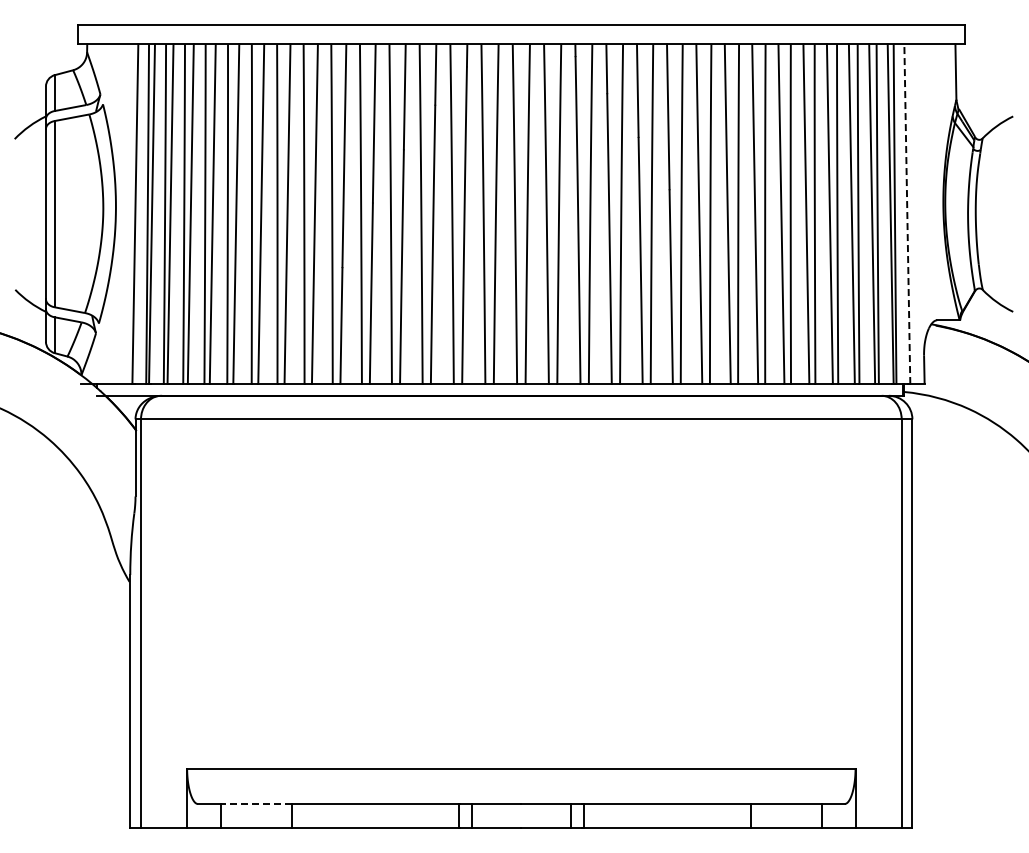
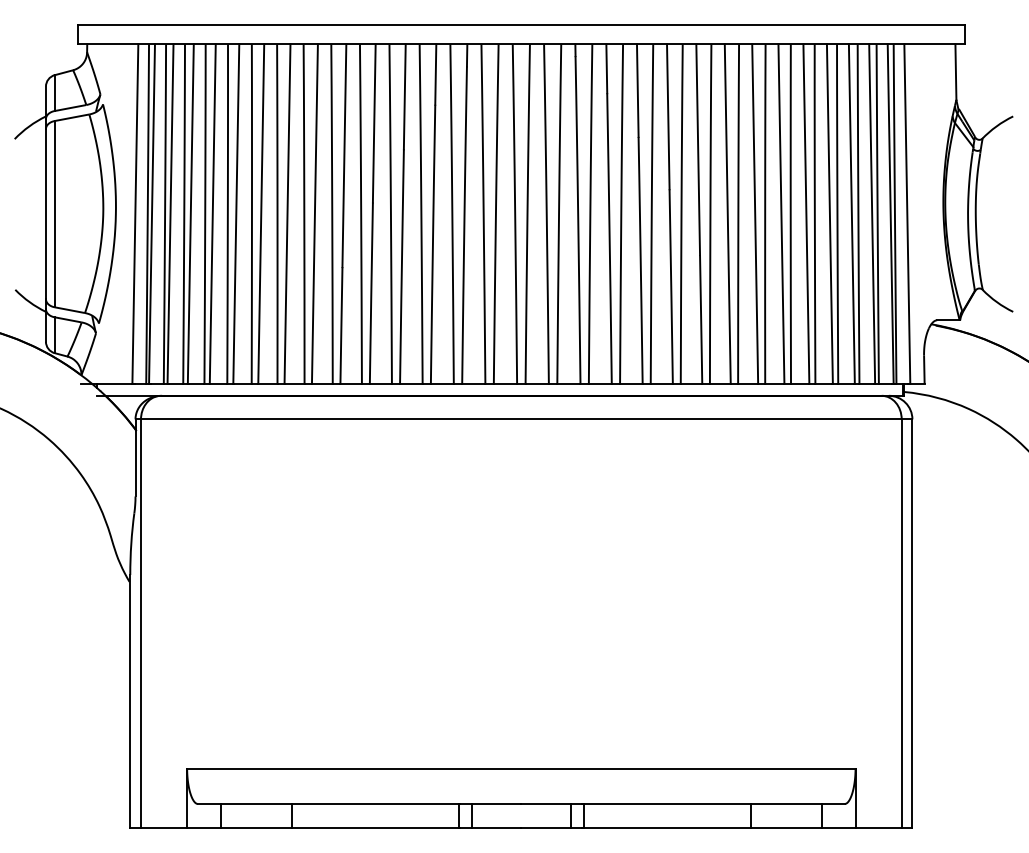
line: dashed -> solid (907, 214)
line: dashed -> solid (255, 803)
